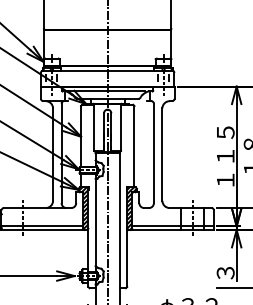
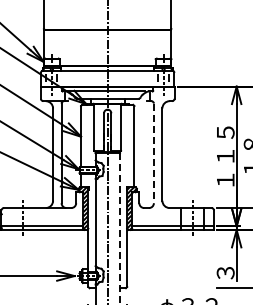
line: solid -> dashed (153, 153)
line: solid -> dashed (119, 229)
